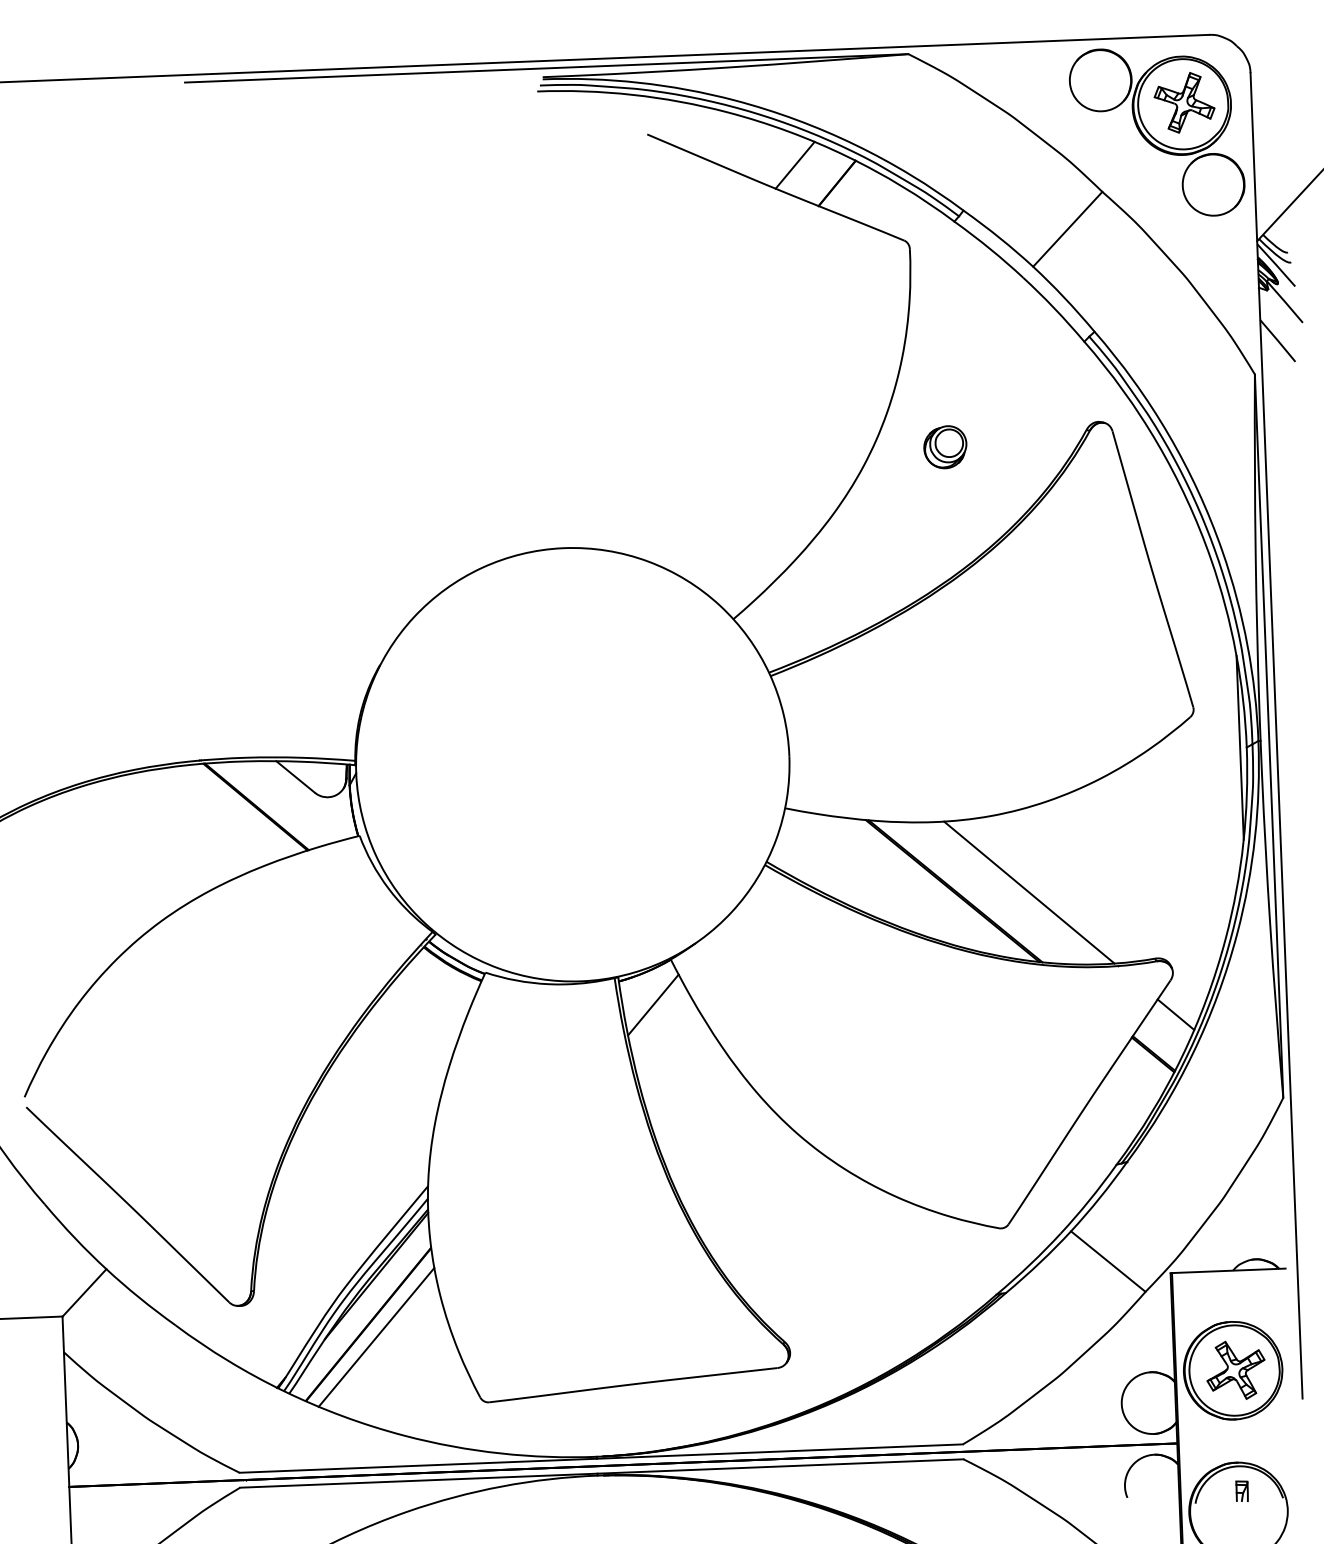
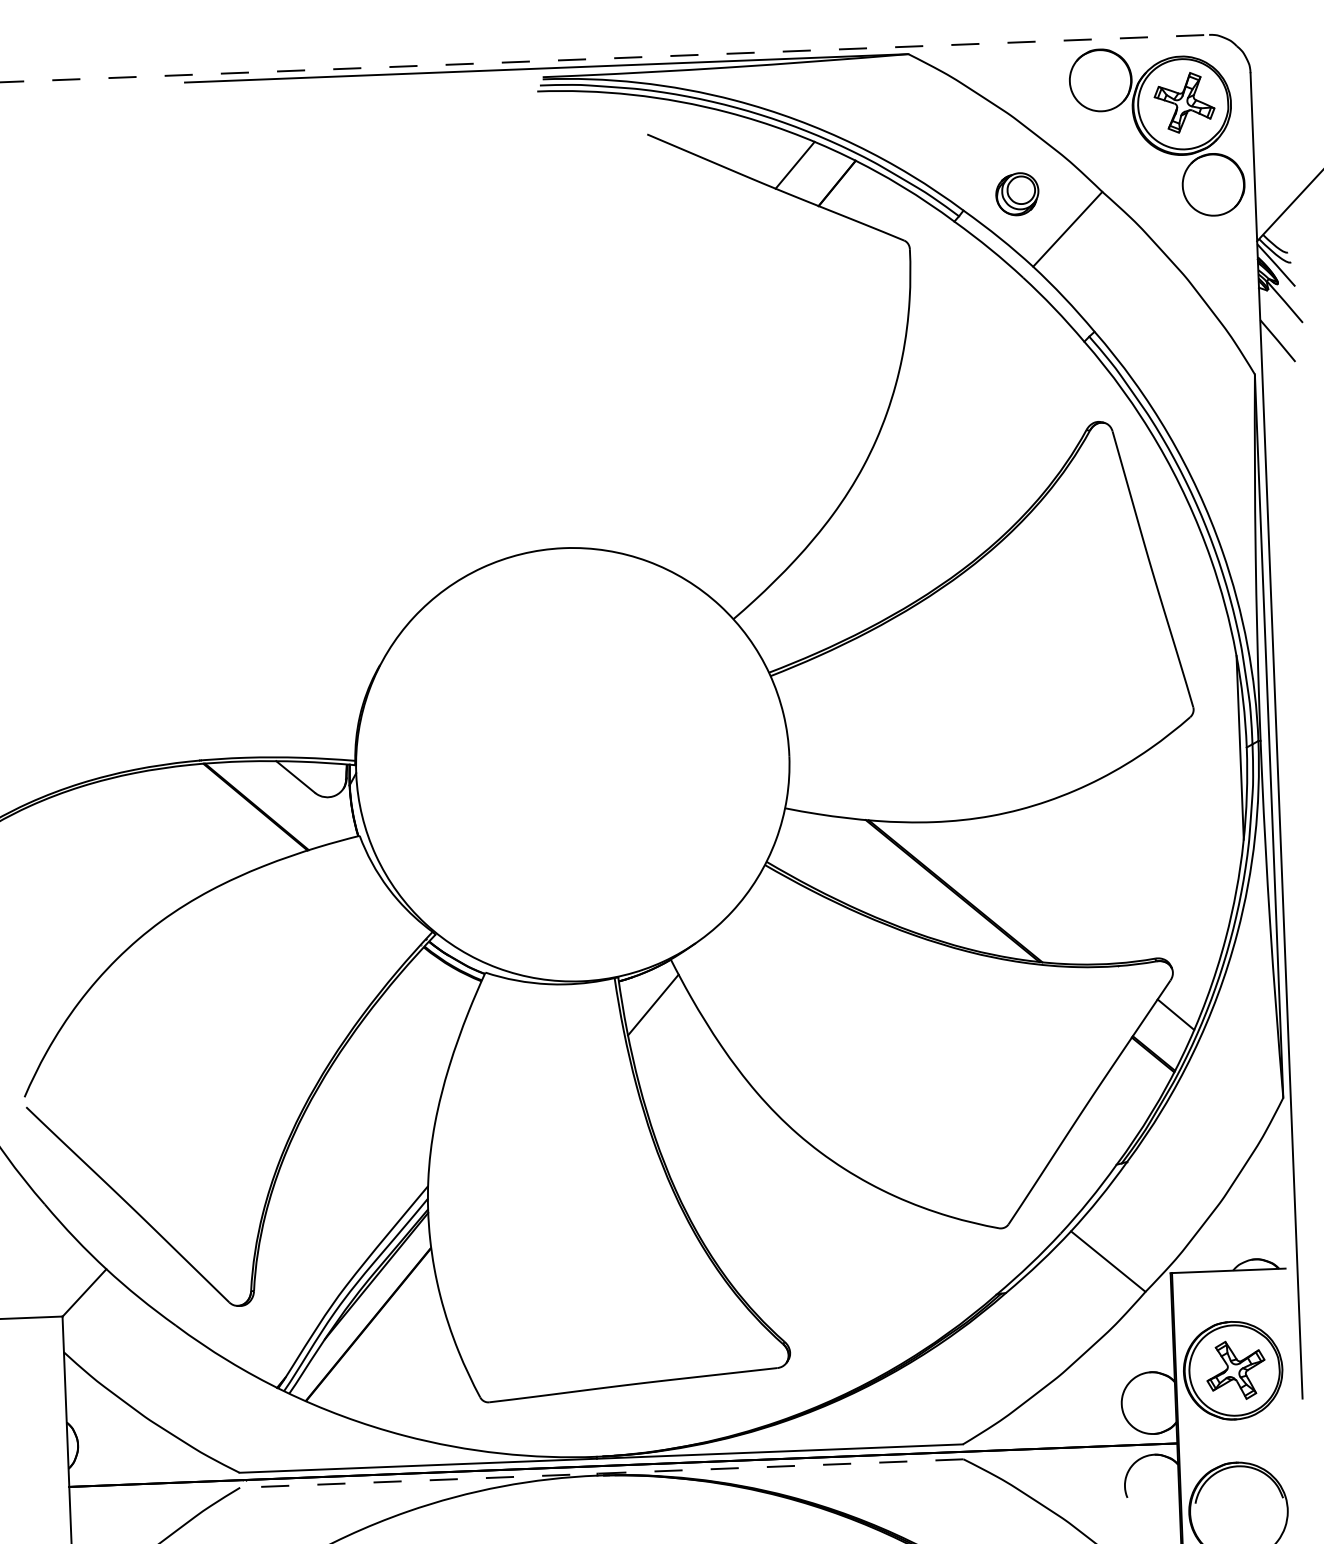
line: solid -> dashed (604, 58)
part position: (945, 447) -> (1017, 194) (1017, 194)
line: present -> none (1029, 892)
line: present -> none (376, 1337)
line: solid -> dashed (601, 1473)
part: present -> none (1241, 1490)
